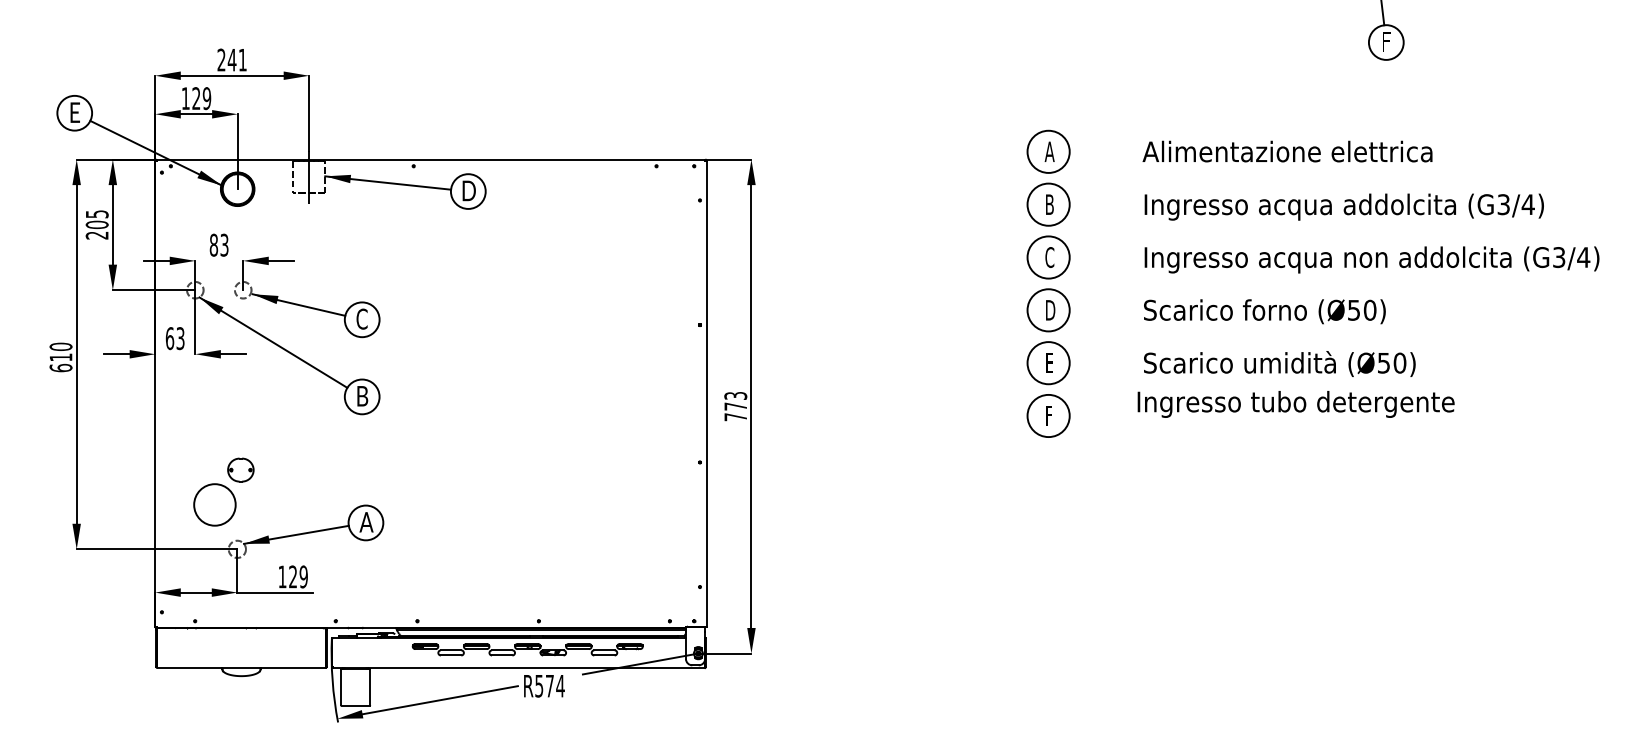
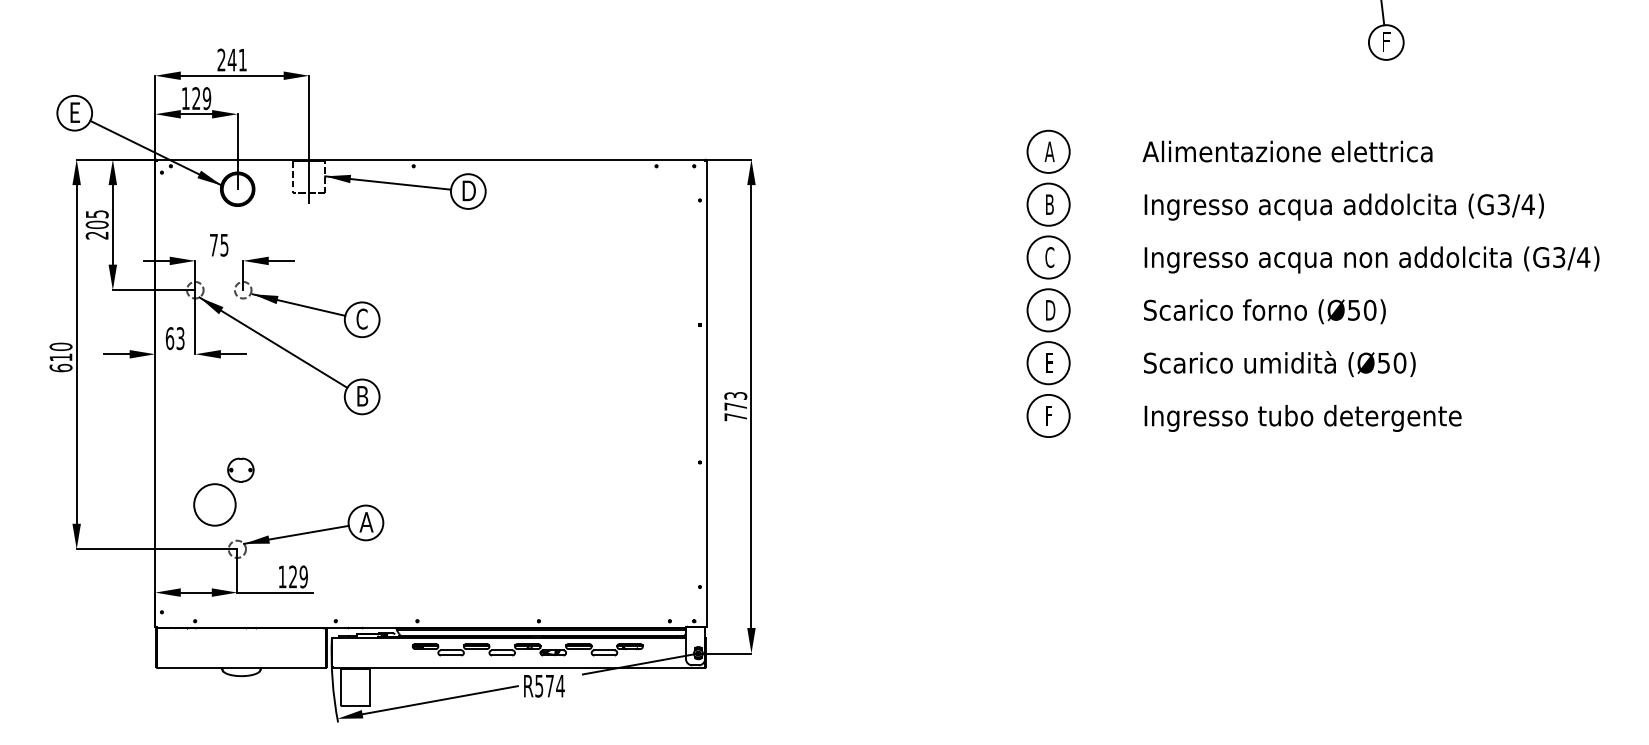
text: 83 -> 75 (218, 244)
text position: (1295, 404) -> (1302, 418) (1302, 418)
